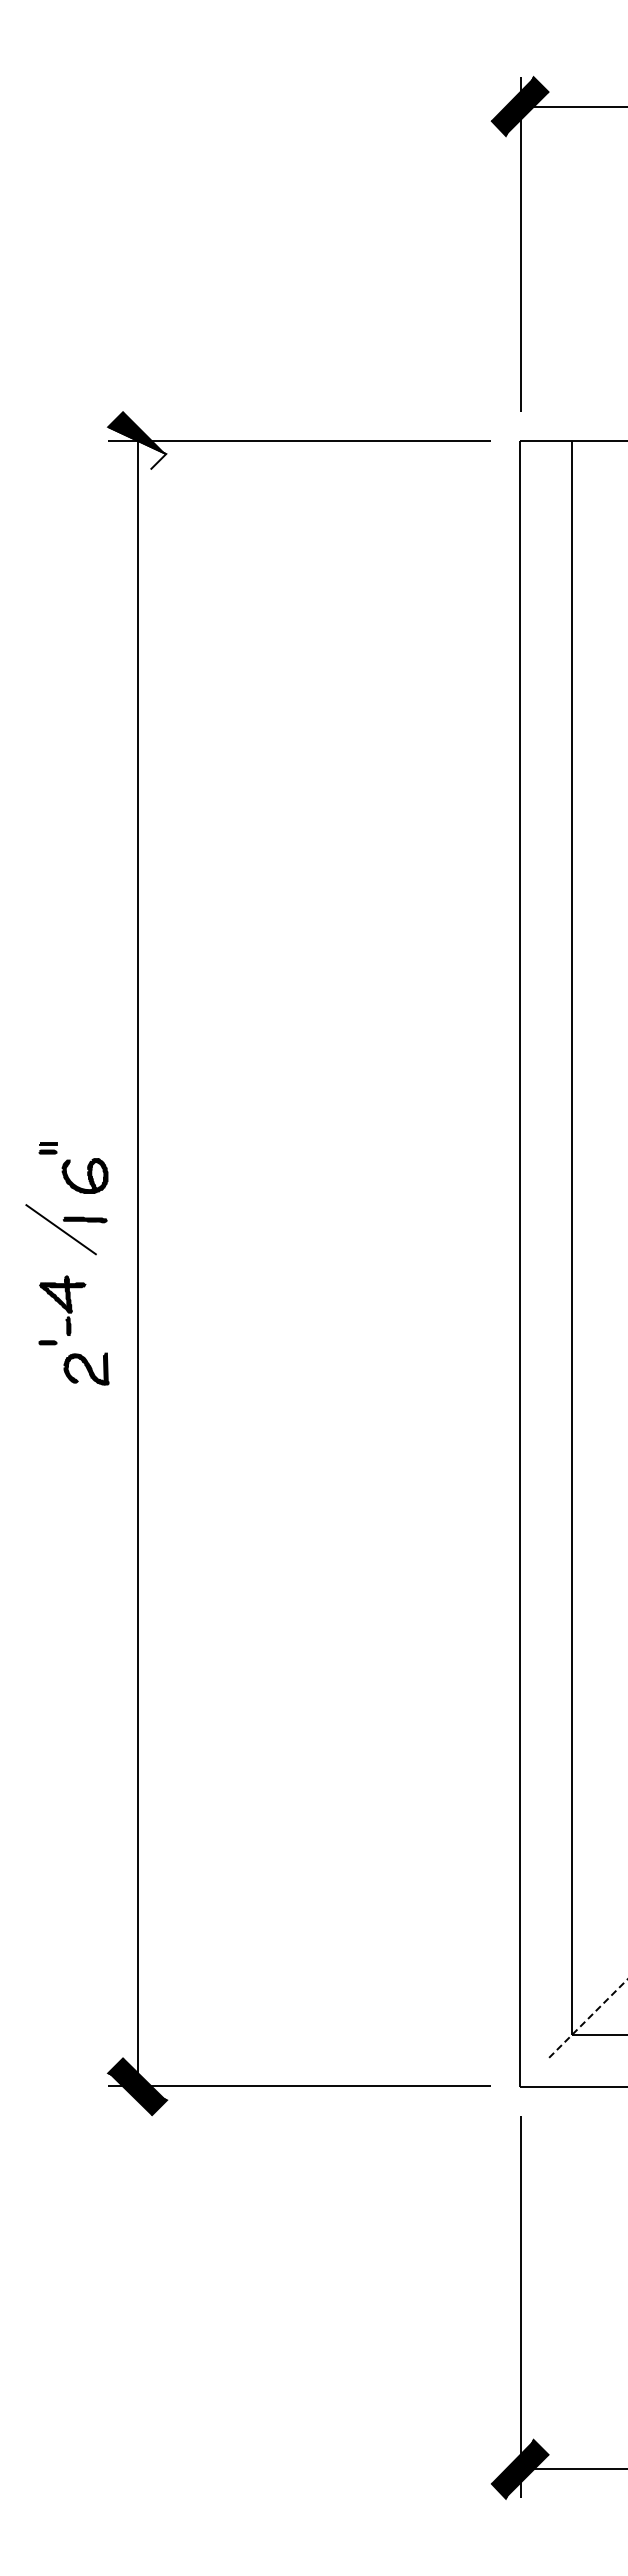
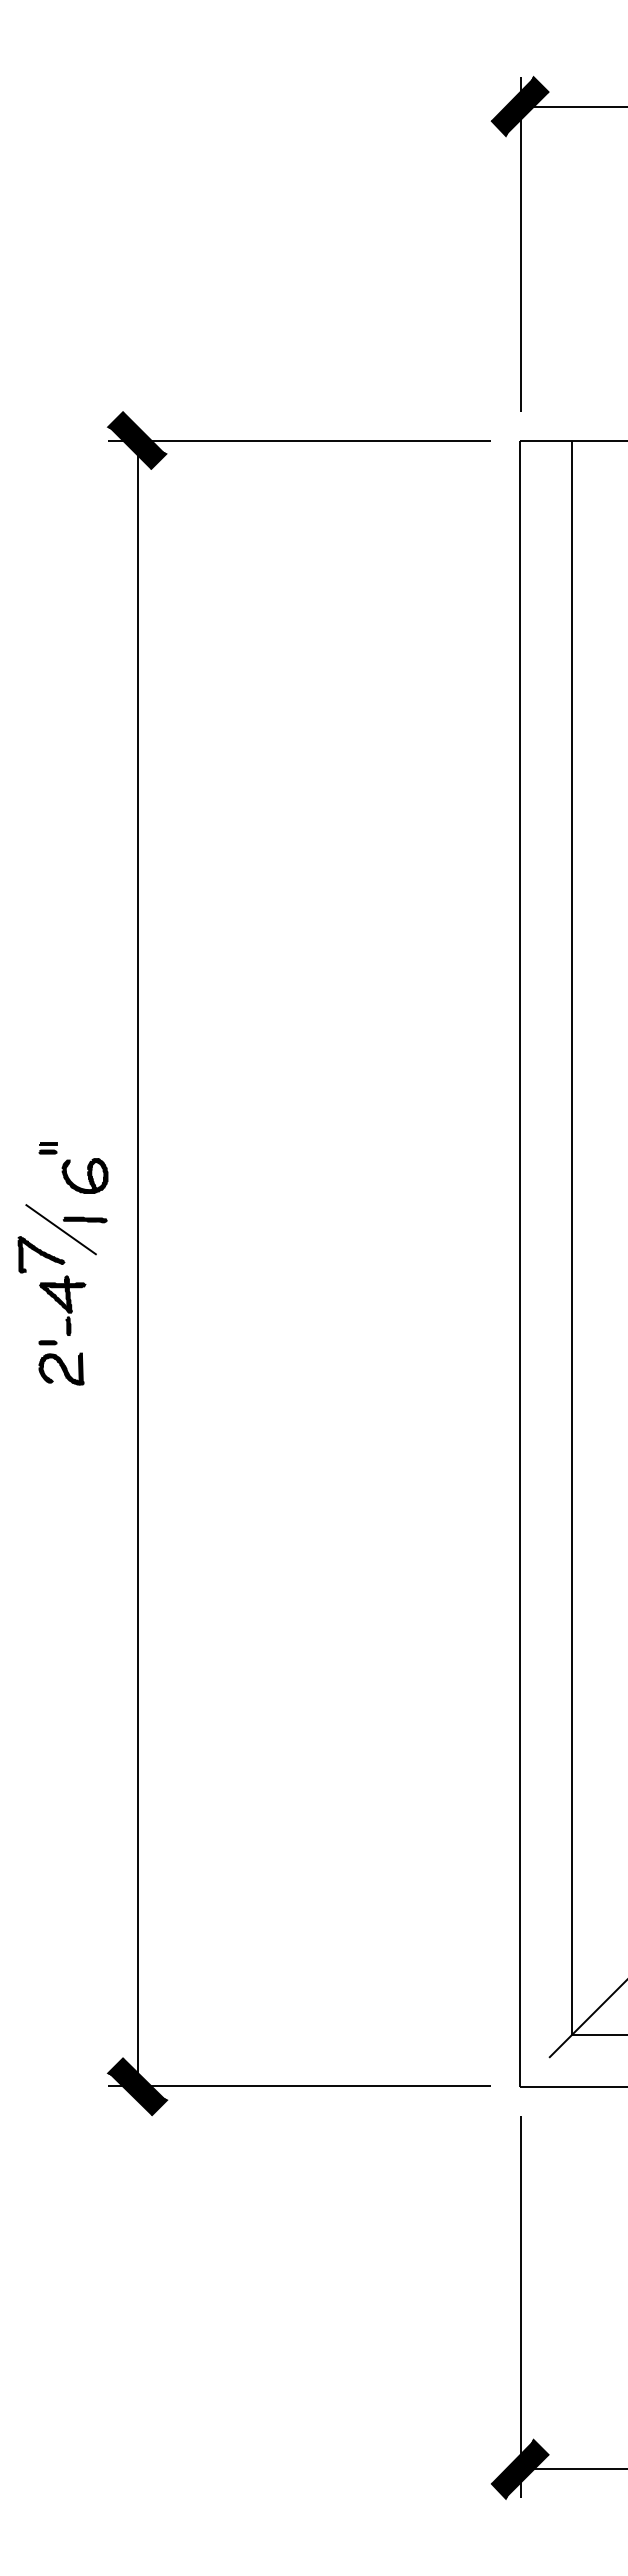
fill: none -> present (137, 448)
part: none -> present (41, 1254)
part position: (86, 1368) -> (61, 1368) (61, 1368)
line: dashed -> solid (588, 2018)
